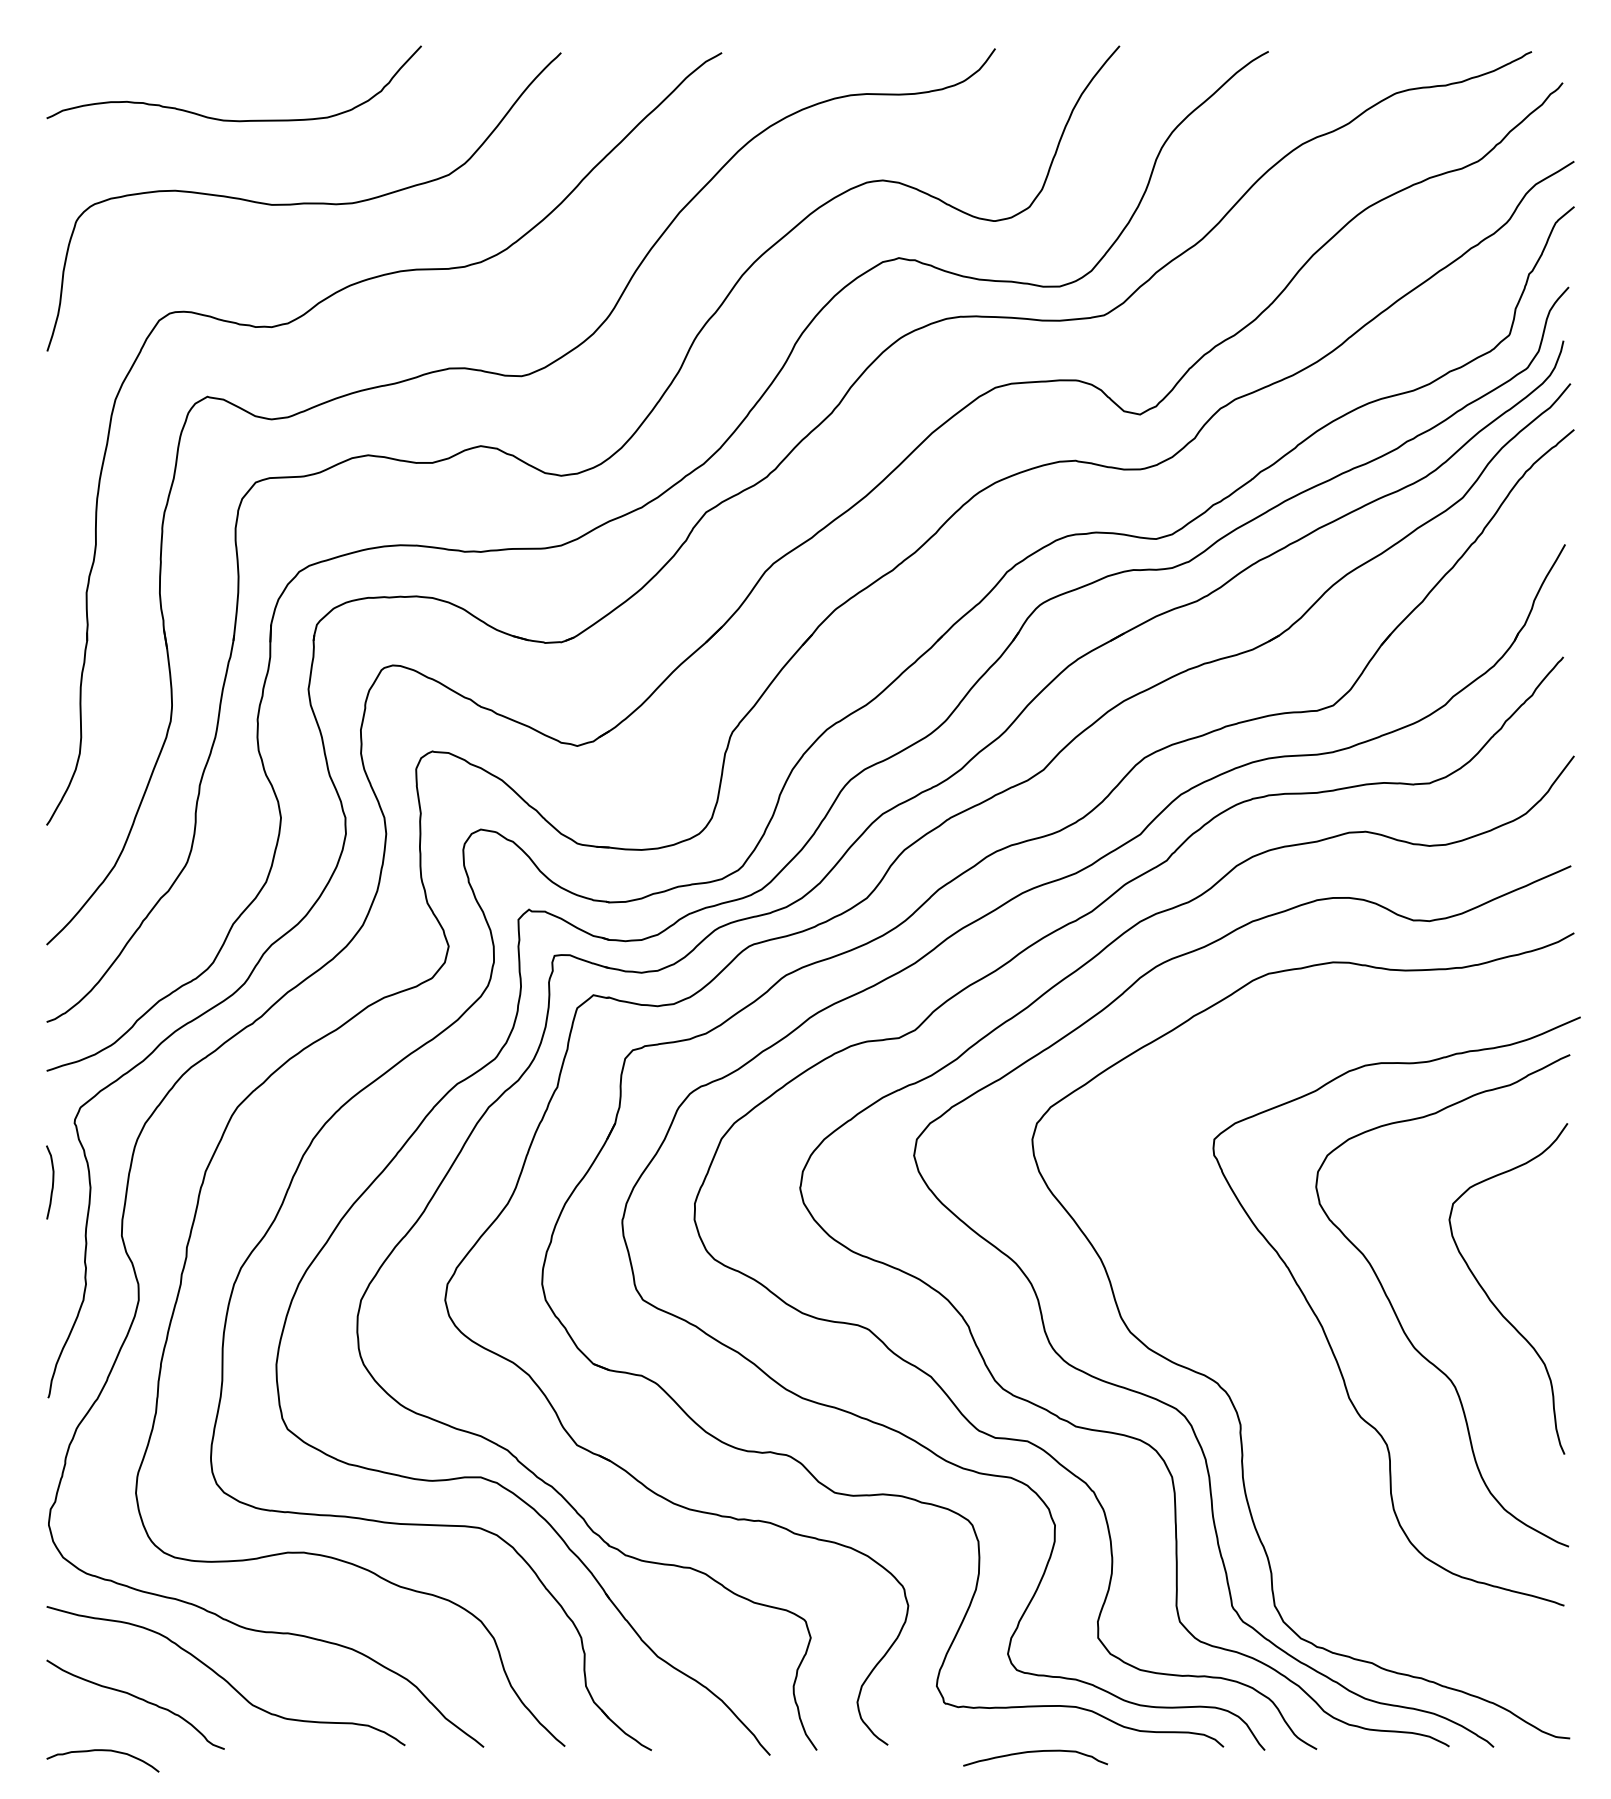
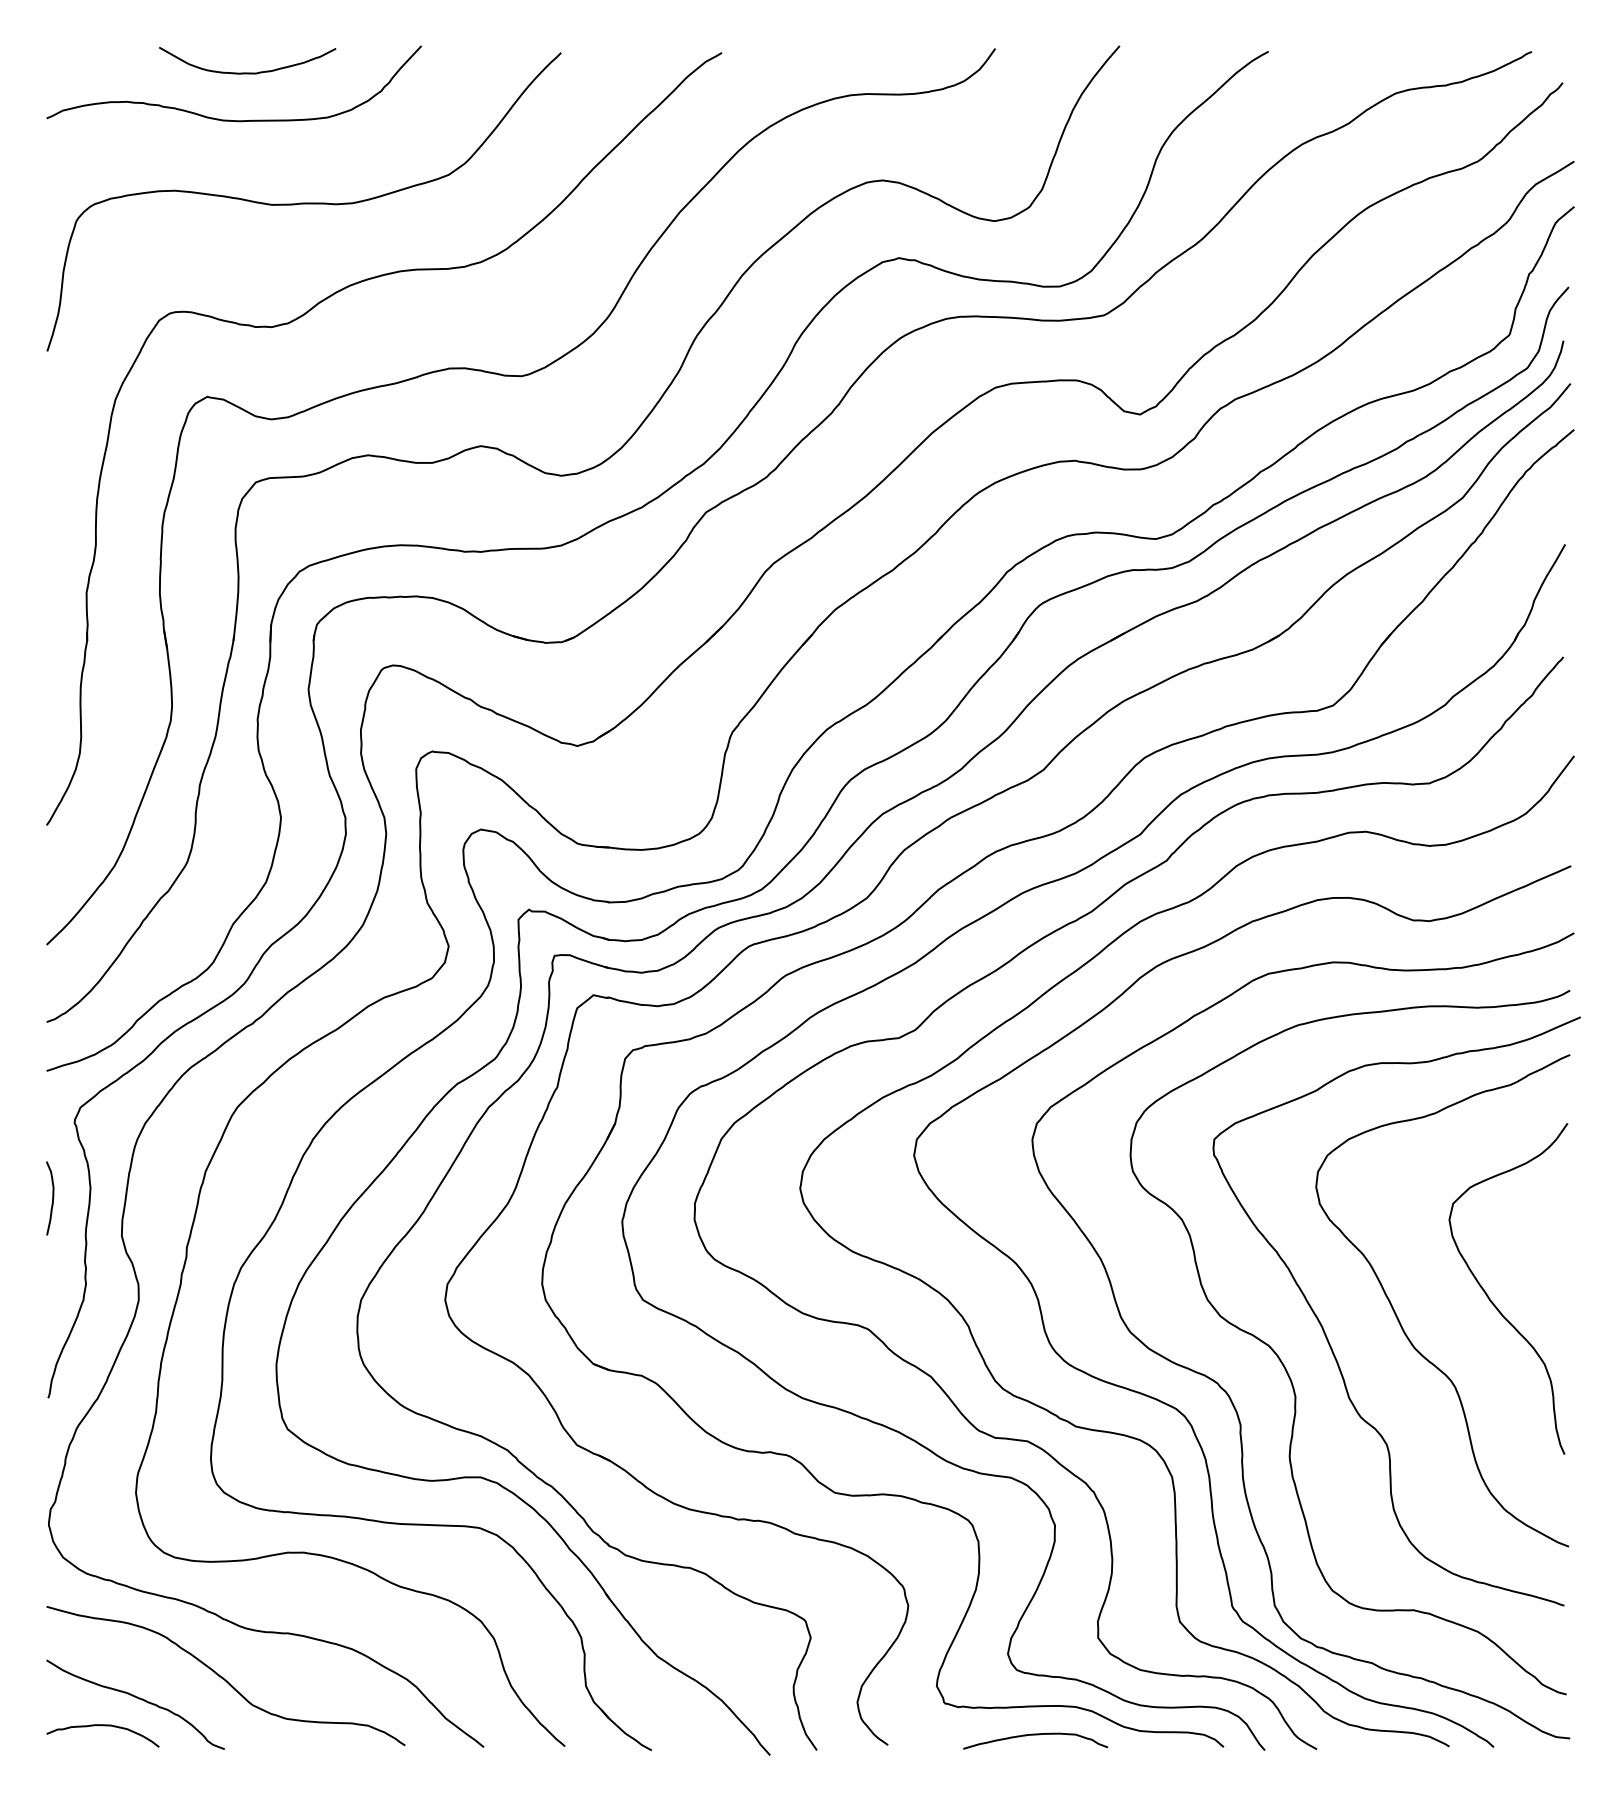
curve: none -> present (247, 72)
curve position: (52, 1182) -> (52, 1198) (52, 1198)
curve: none -> present (1288, 1372)
curve position: (102, 1751) -> (102, 1726) (102, 1726)
curve position: (1035, 1752) -> (1035, 1735) (1035, 1735)
